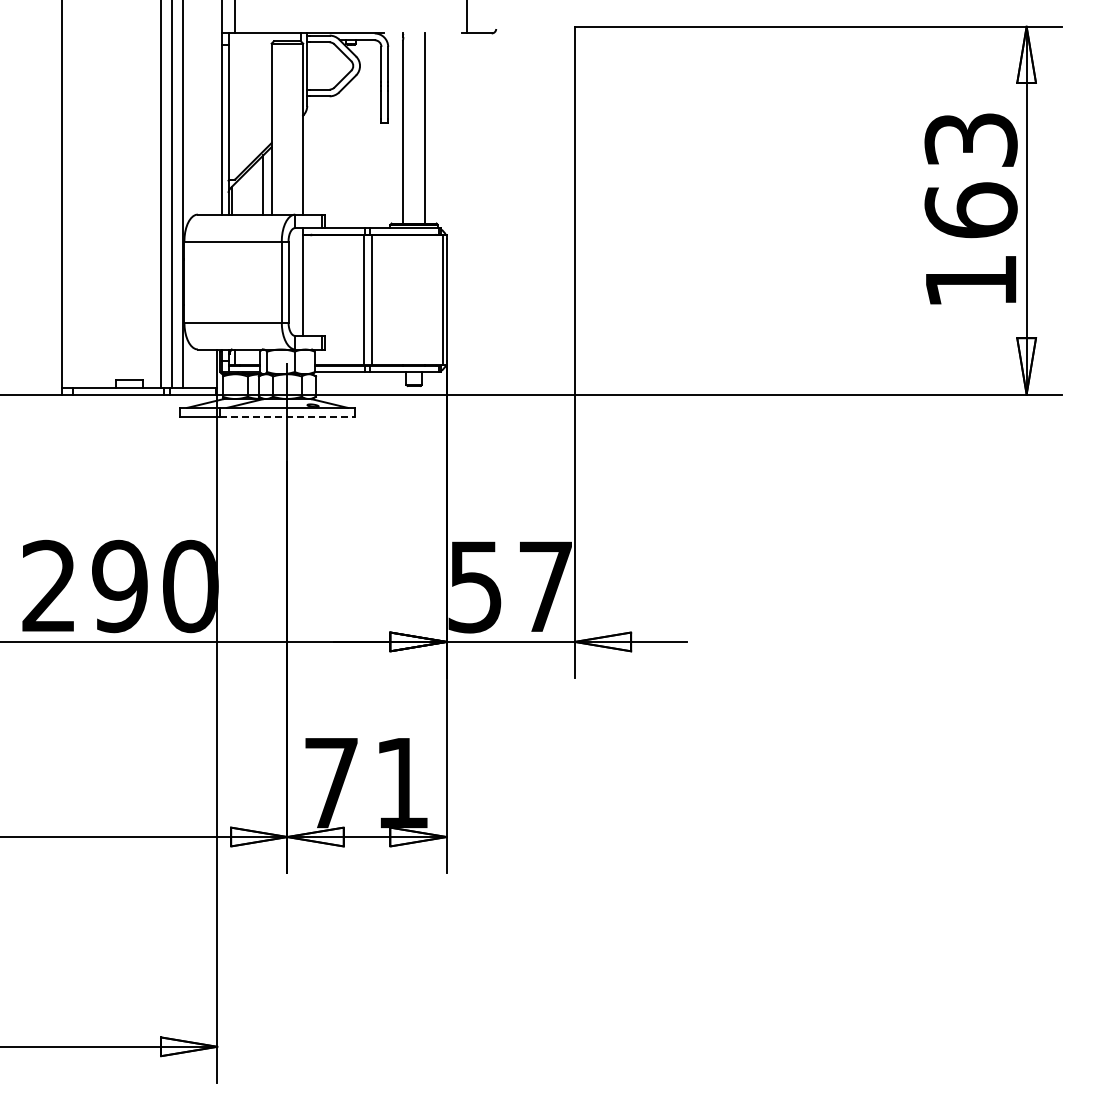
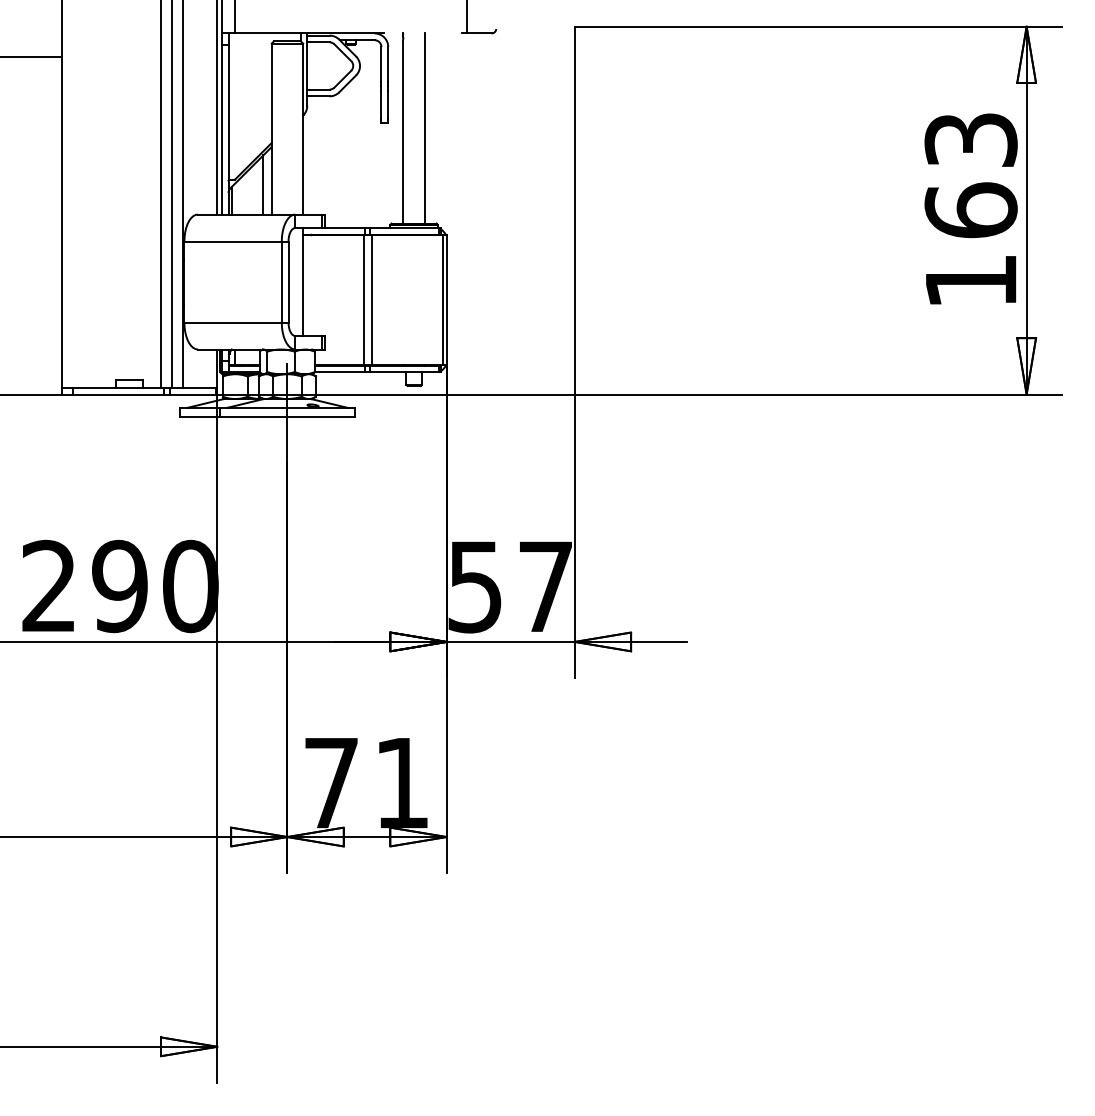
line: none -> present (32, 57)
line: none -> present (217, 108)
line: dashed -> solid (287, 417)
